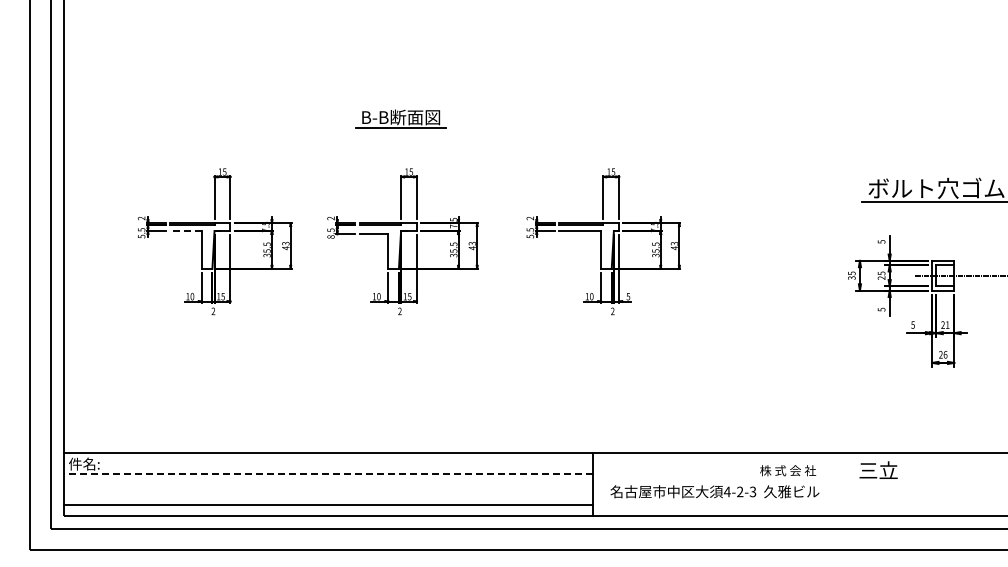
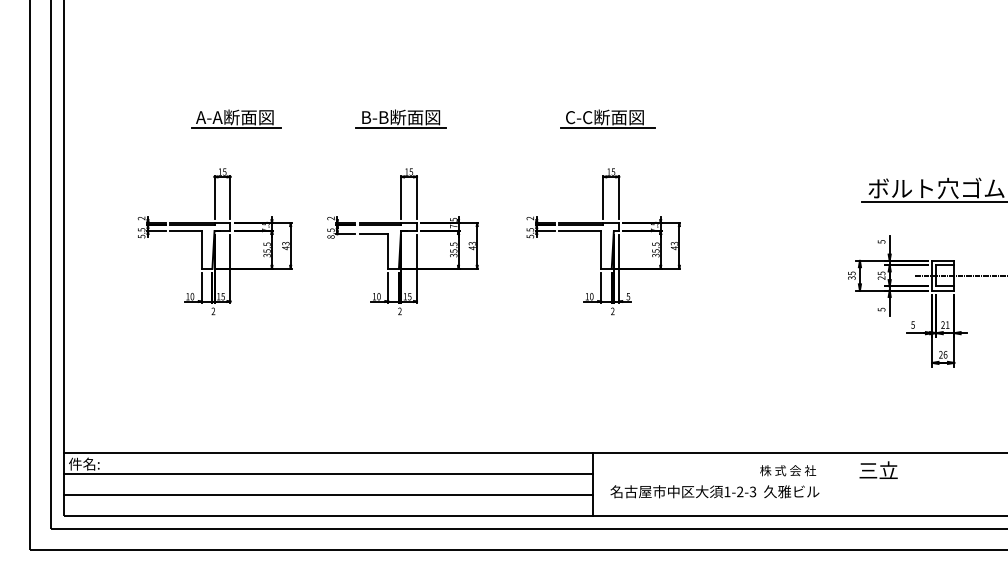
part: none -> present (236, 118)
part: none -> present (607, 118)
line: dashed -> solid (186, 231)
line: dashed -> solid (328, 474)
text: 4-2-3 -> 1-2-3 (726, 491)
line position: (328, 505) -> (328, 495) (328, 495)
